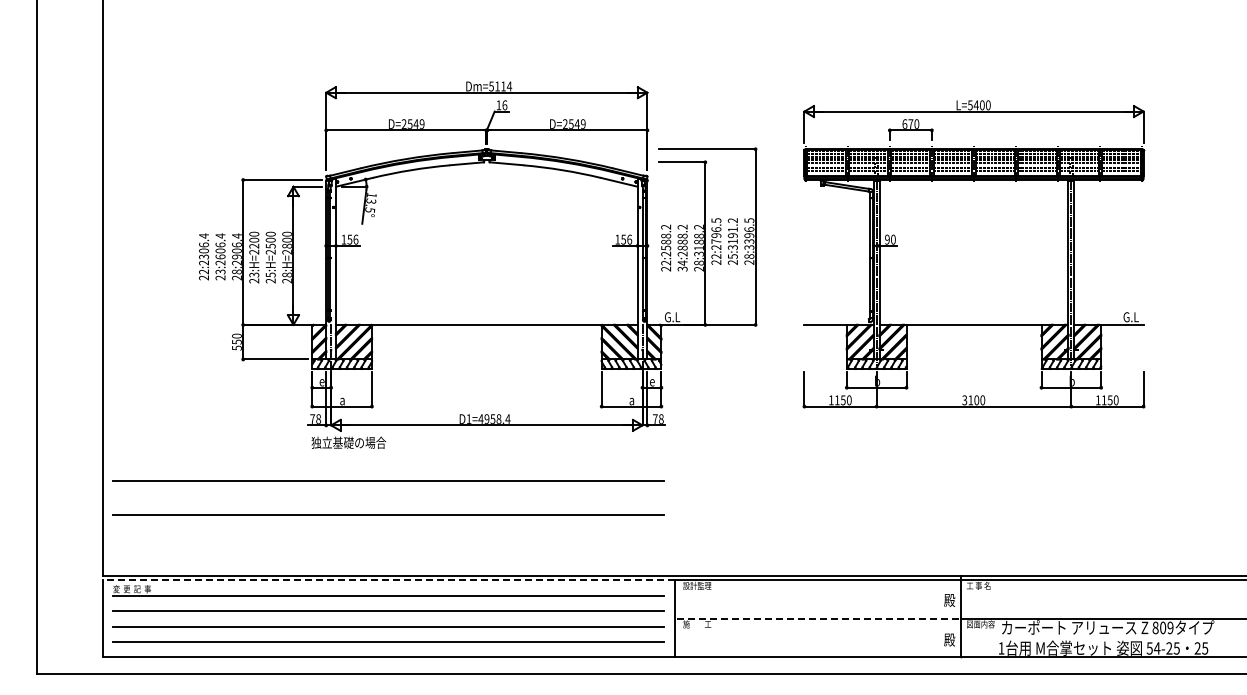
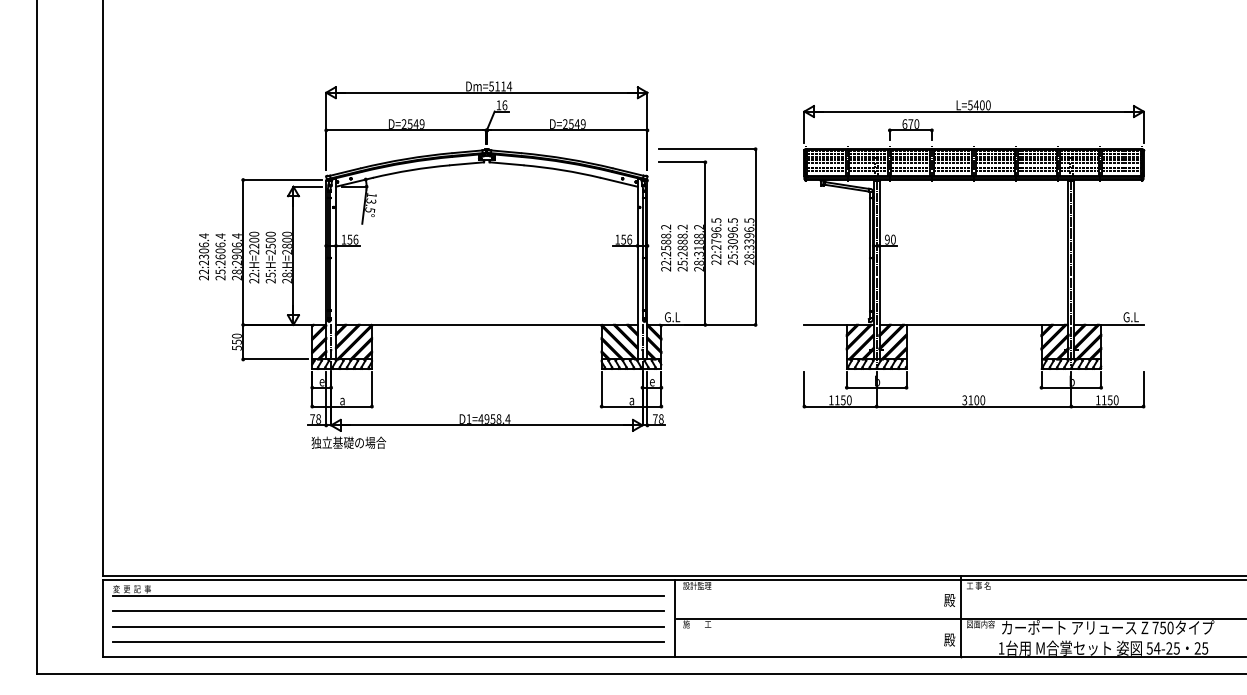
text: 25:3191.2 -> 25:3096.5 (732, 230)
text: 34:2888.2 -> 25:2888.2 (682, 265)
text: 23:2606.4 -> 25:2606.4 (218, 271)
text: 23:H=2200 -> 22:H=2200 (254, 274)
line: present -> none (388, 480)
line: present -> none (388, 514)
line: dashed -> solid (389, 580)
line: dashed -> solid (819, 618)
text: 809 -> 750 (1162, 627)
